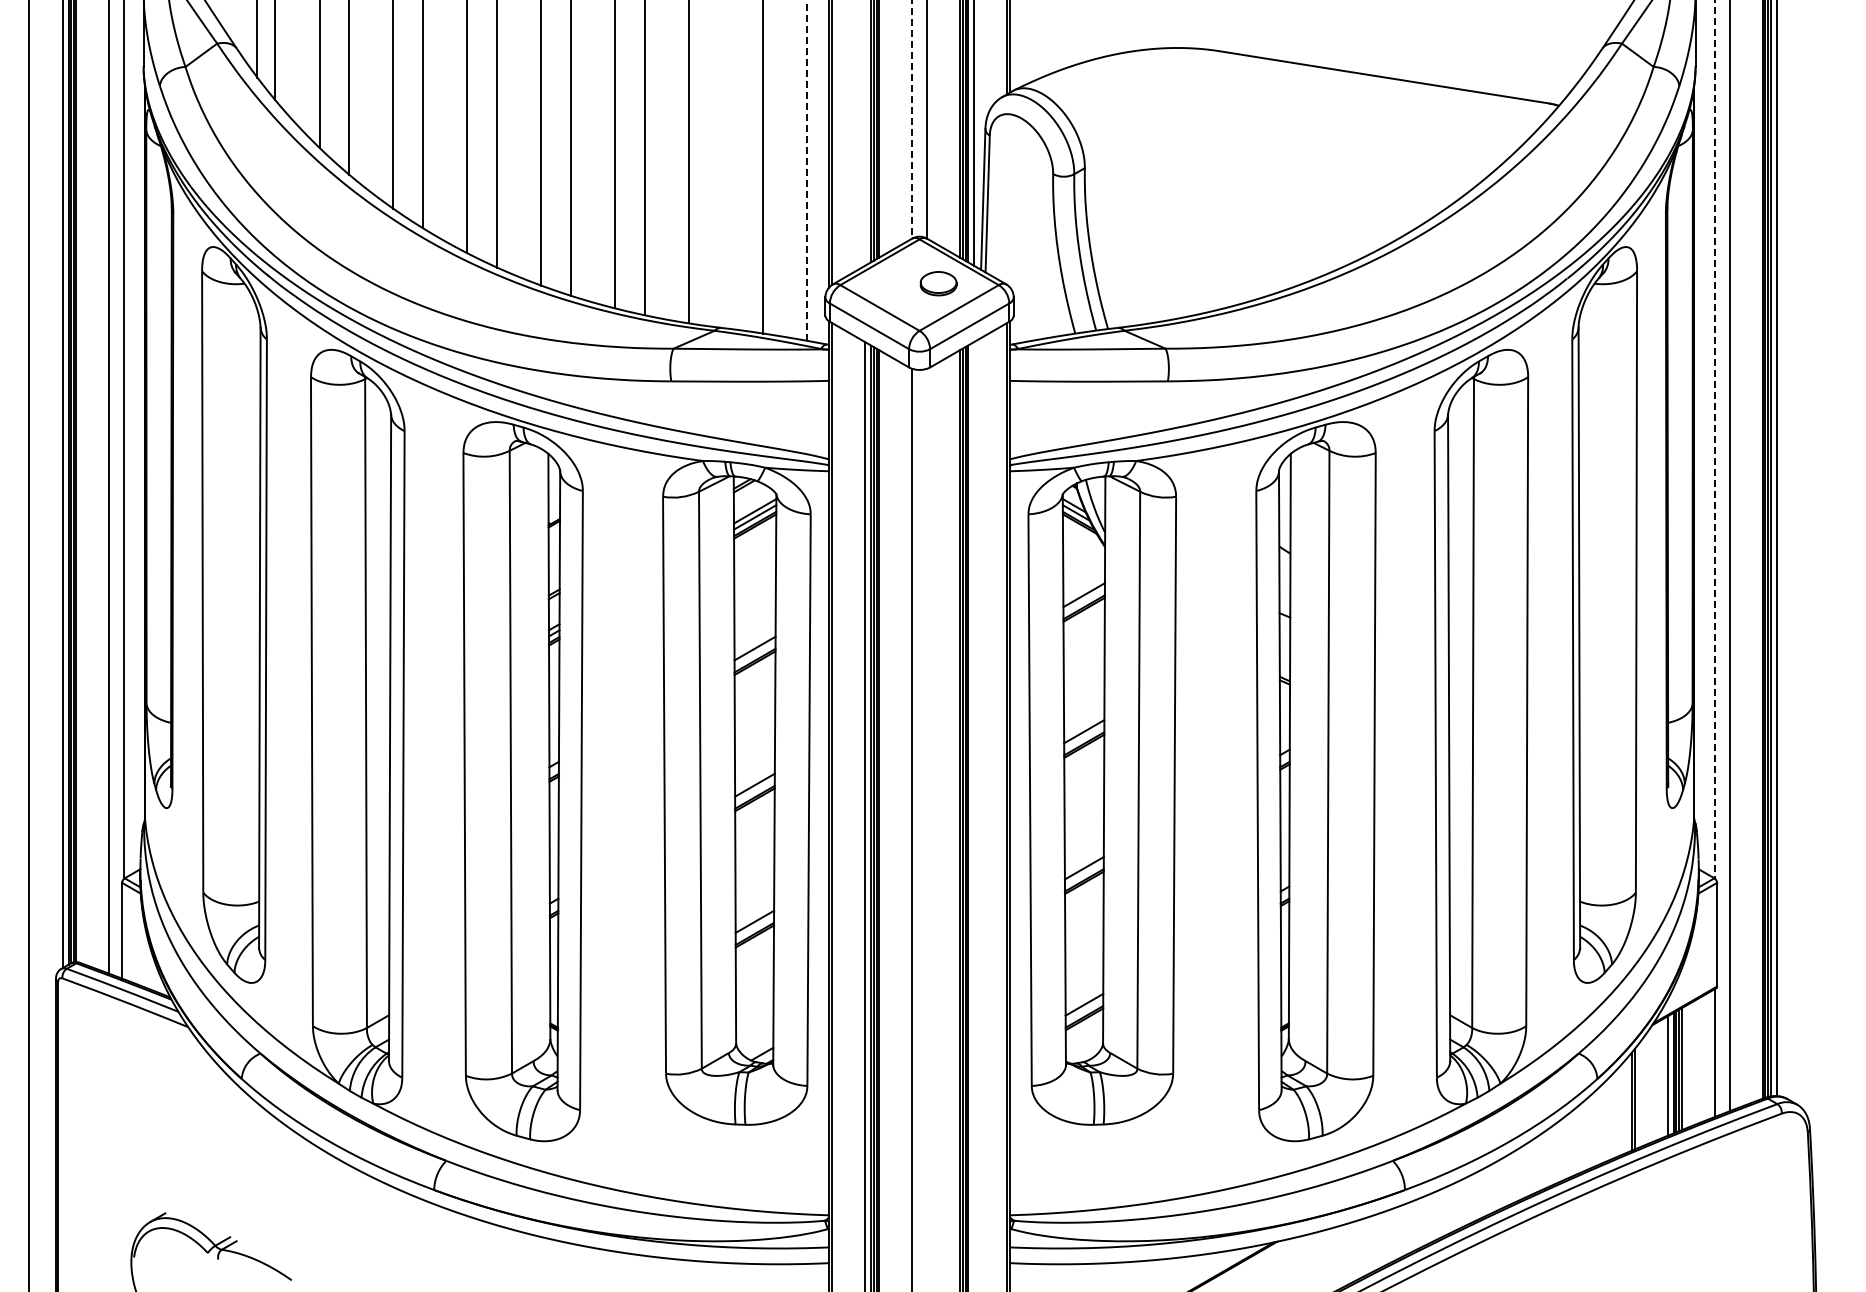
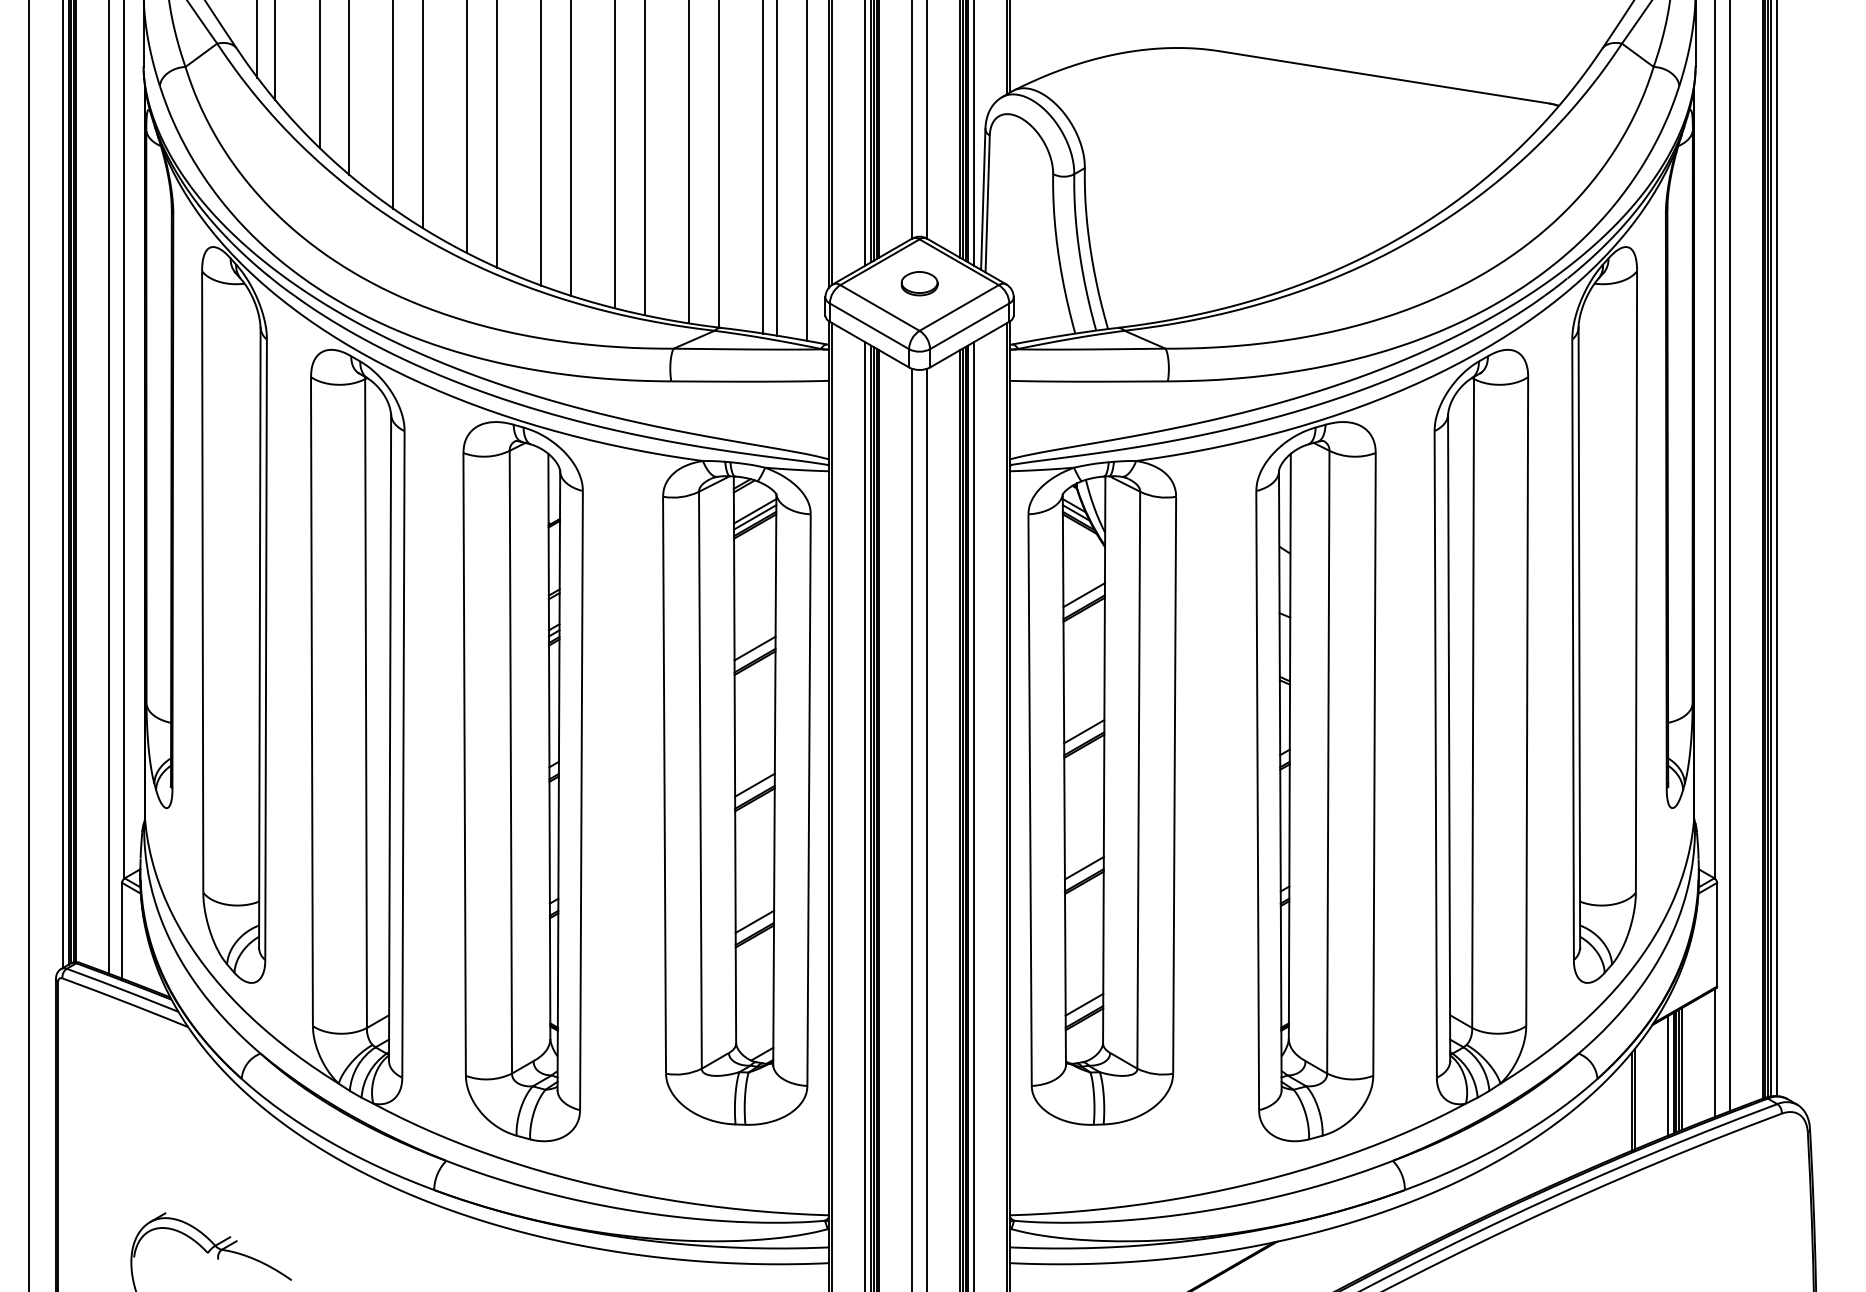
line: dashed -> solid (912, 119)
line: none -> present (865, 133)
line: none -> present (719, 164)
line: none -> present (776, 168)
line: dashed -> solid (806, 170)
part position: (938, 283) -> (919, 283) (919, 283)
line: dashed -> solid (1714, 439)
line: none -> present (973, 815)
line: none -> present (926, 828)
